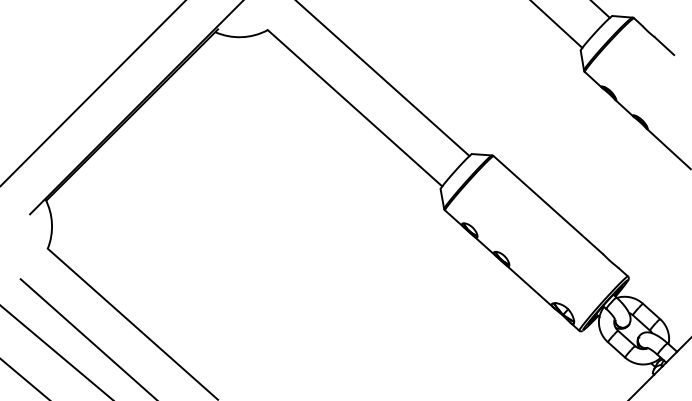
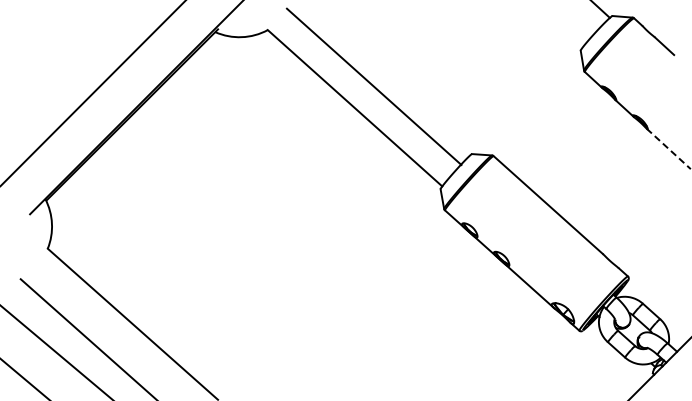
line: present -> none (557, 24)
line position: (383, 79) -> (373, 86) (373, 86)
line: solid -> dashed (668, 148)
